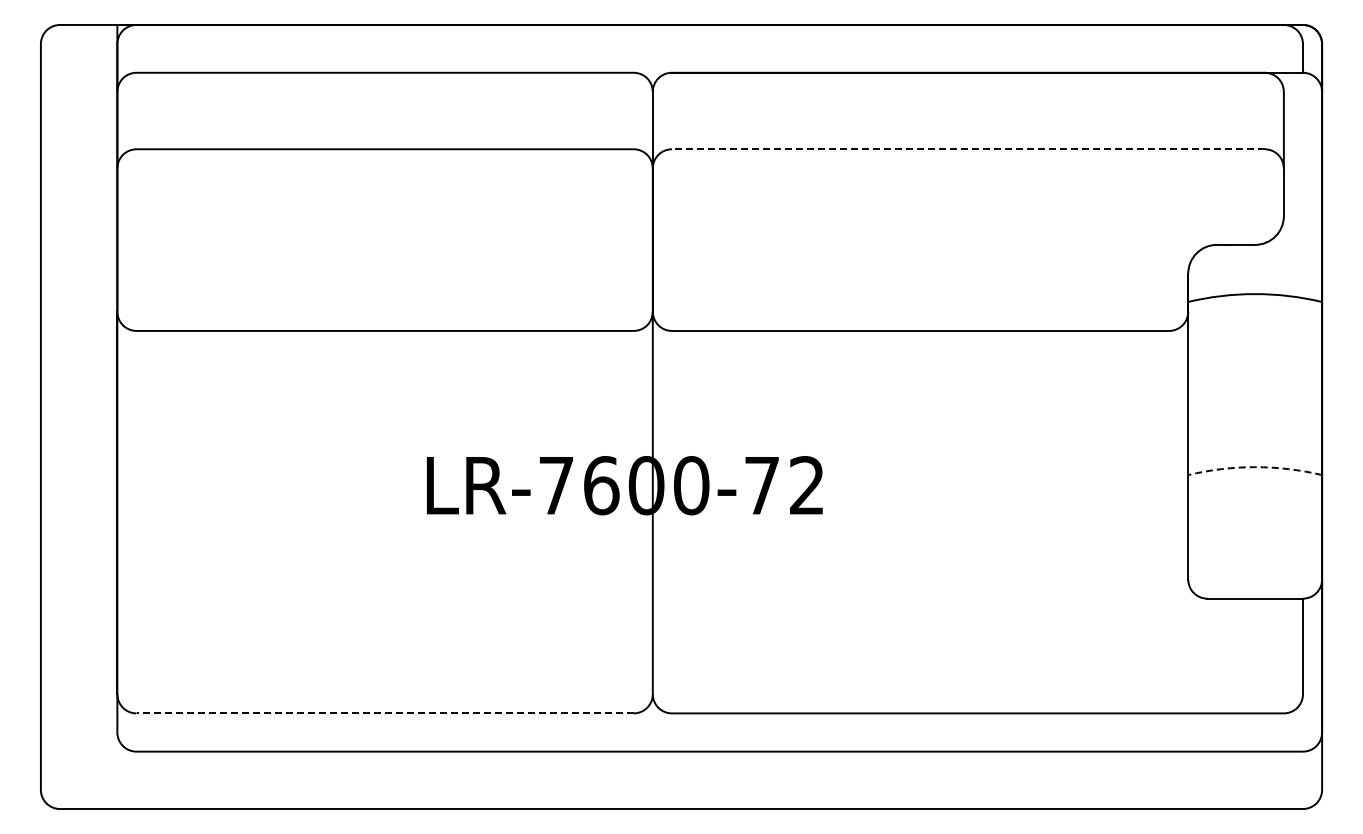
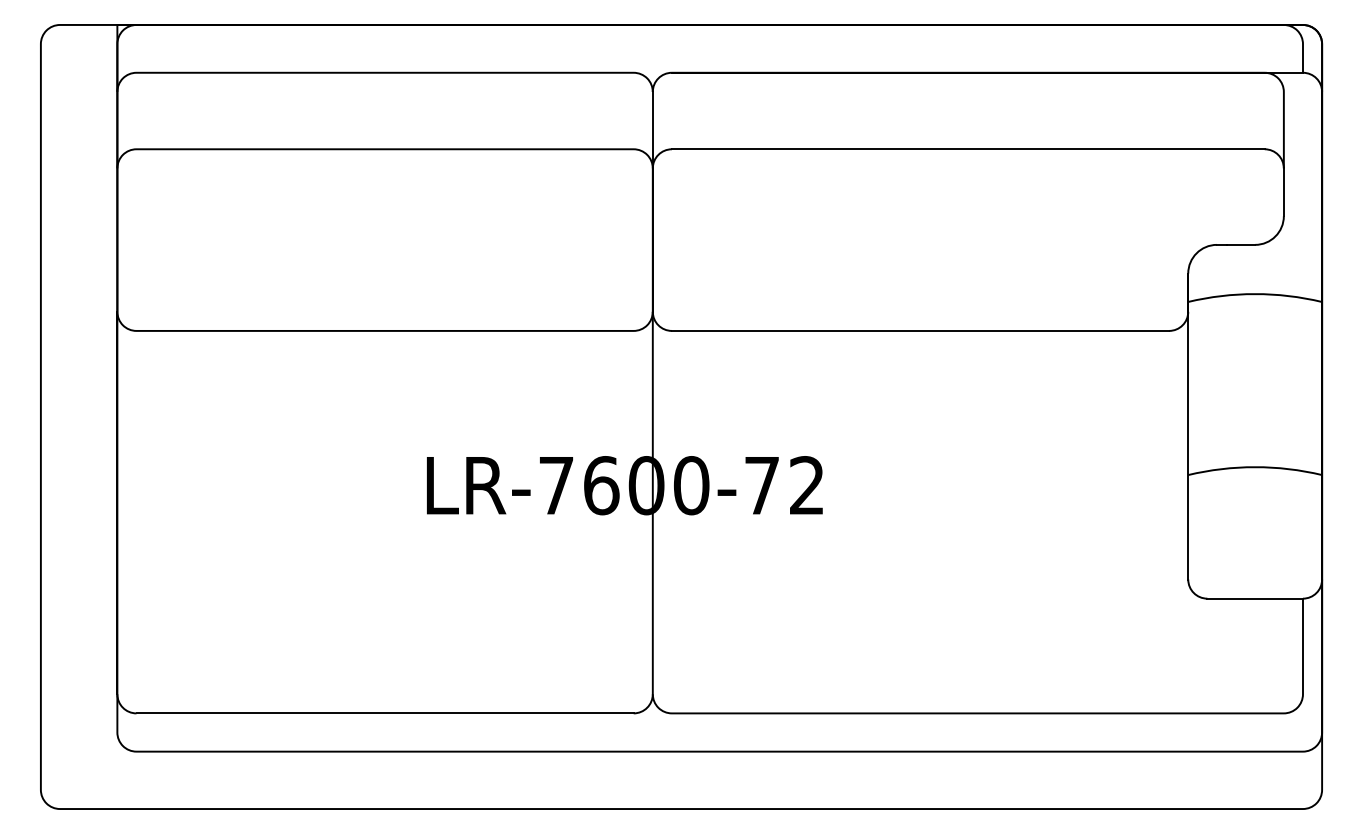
line: dashed -> solid (967, 149)
arc: dashed -> solid (1255, 467)
line: dashed -> solid (385, 713)
